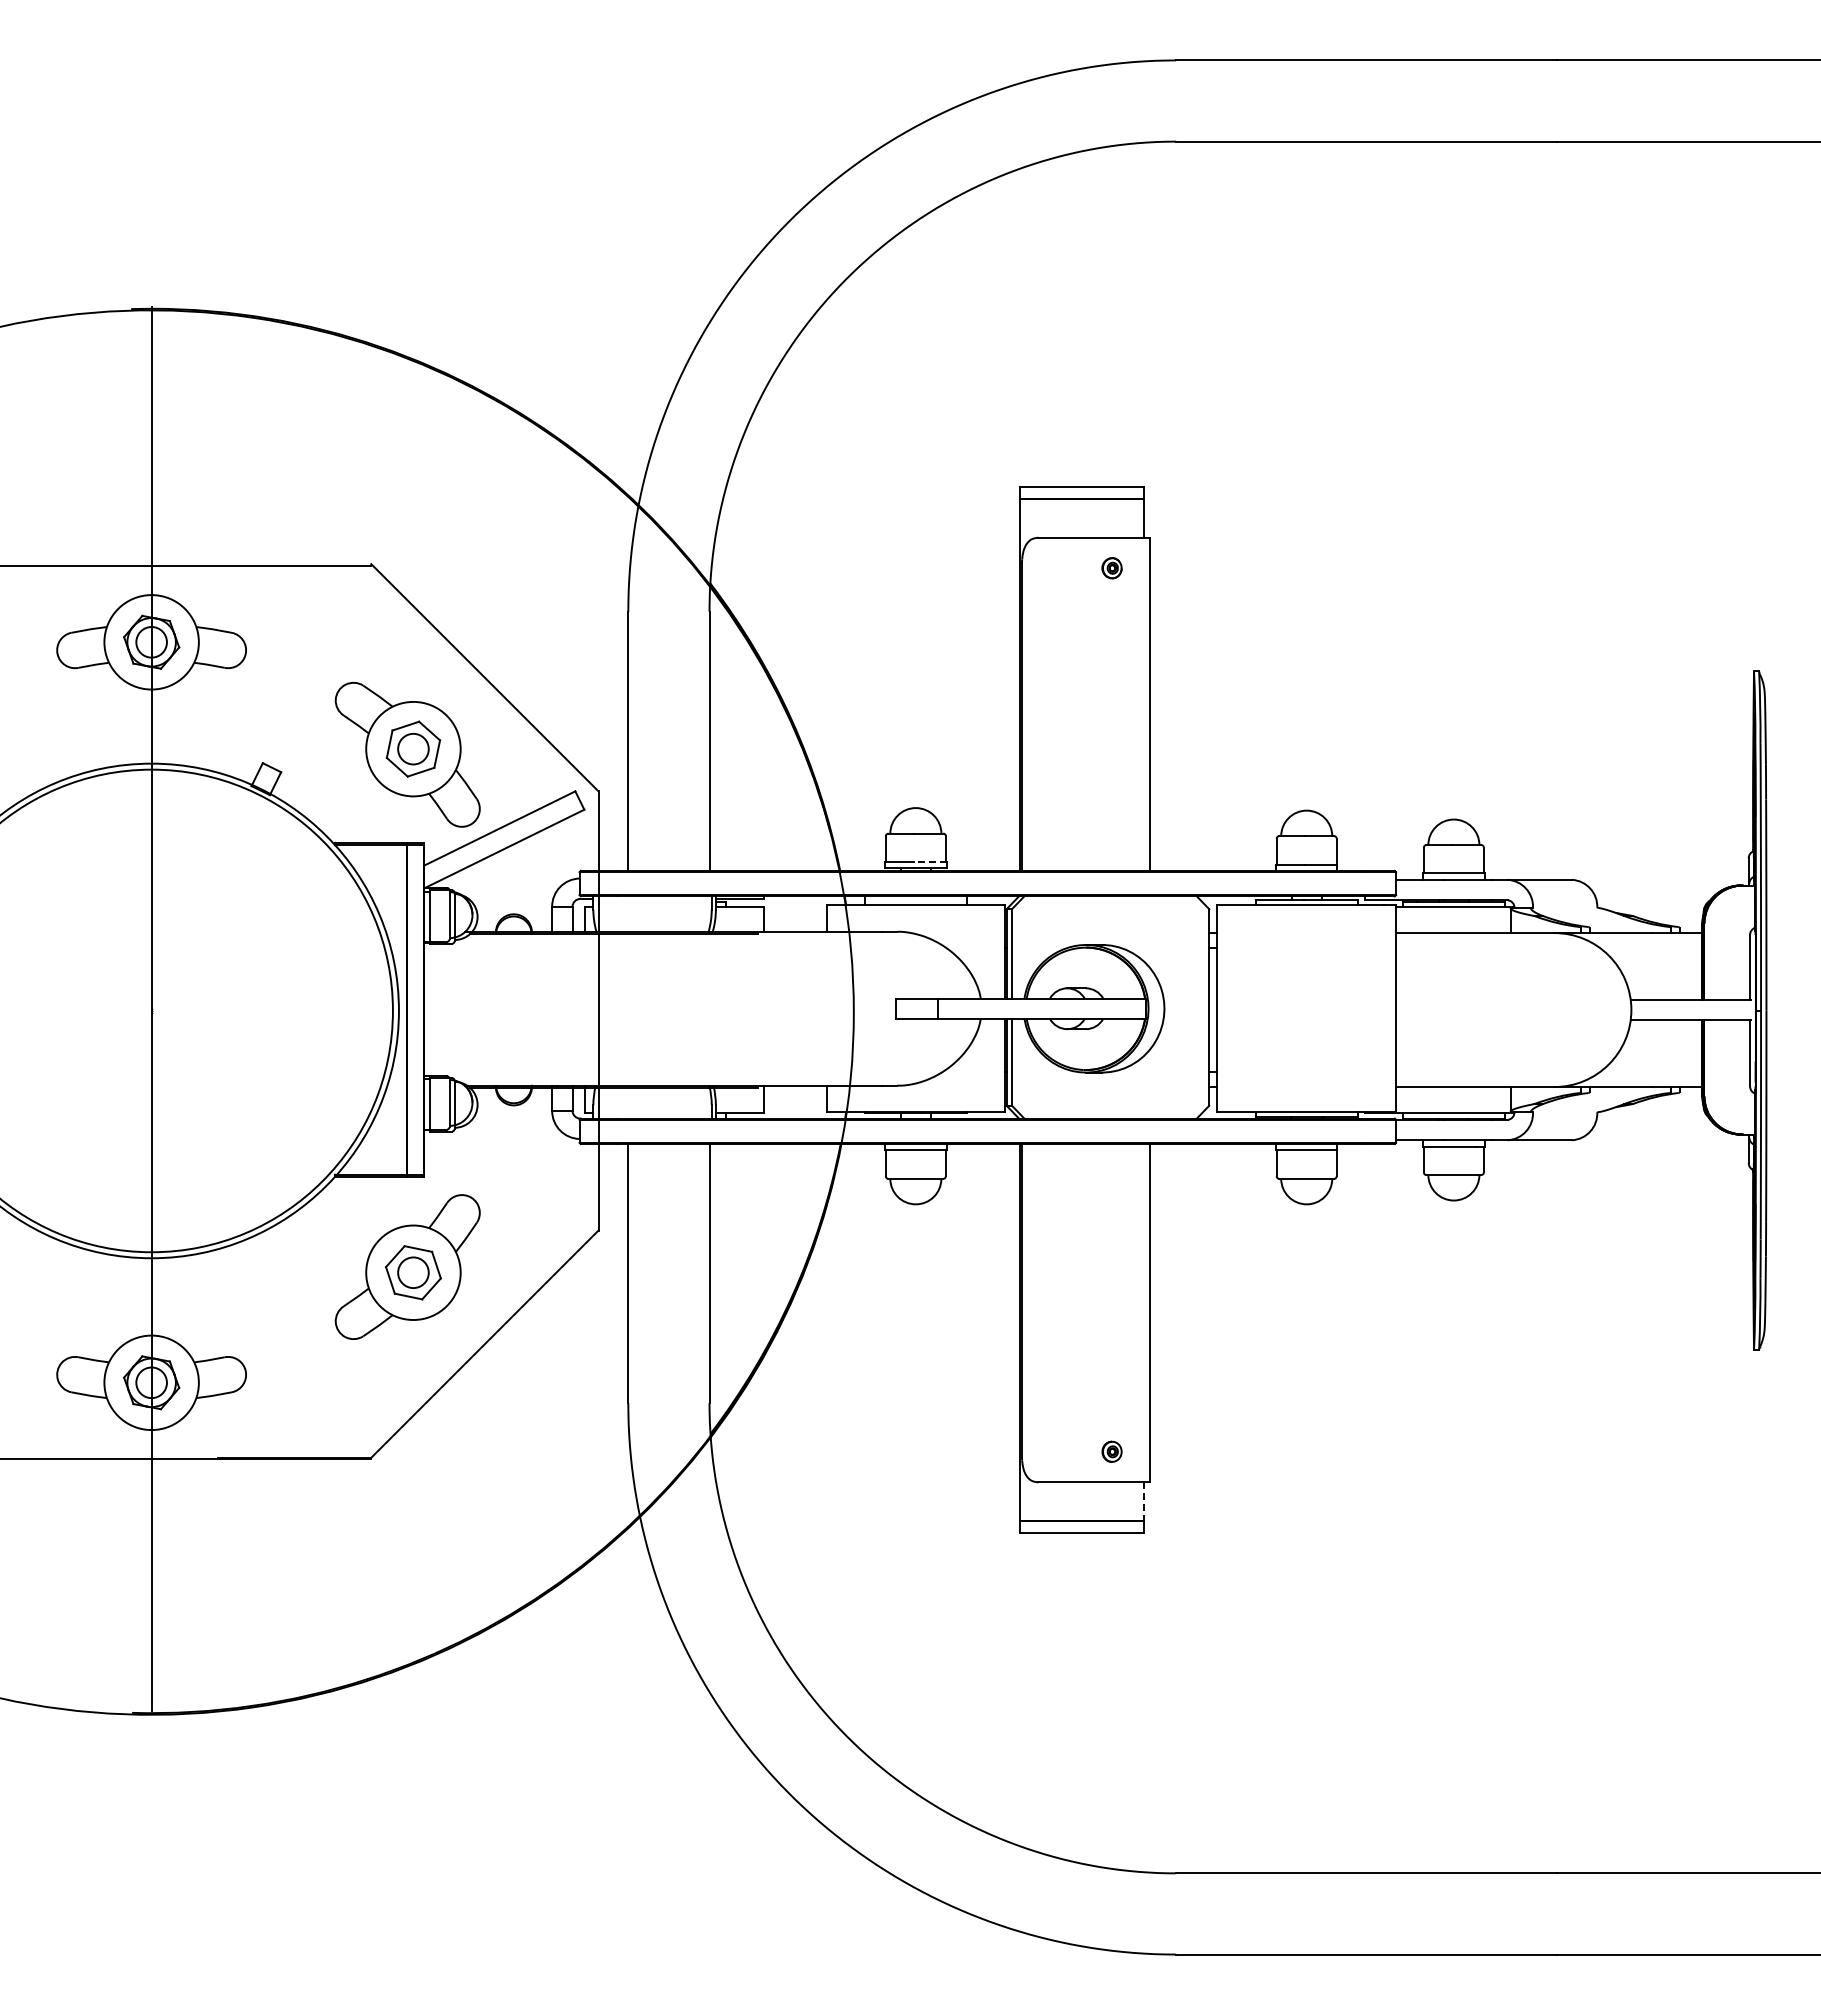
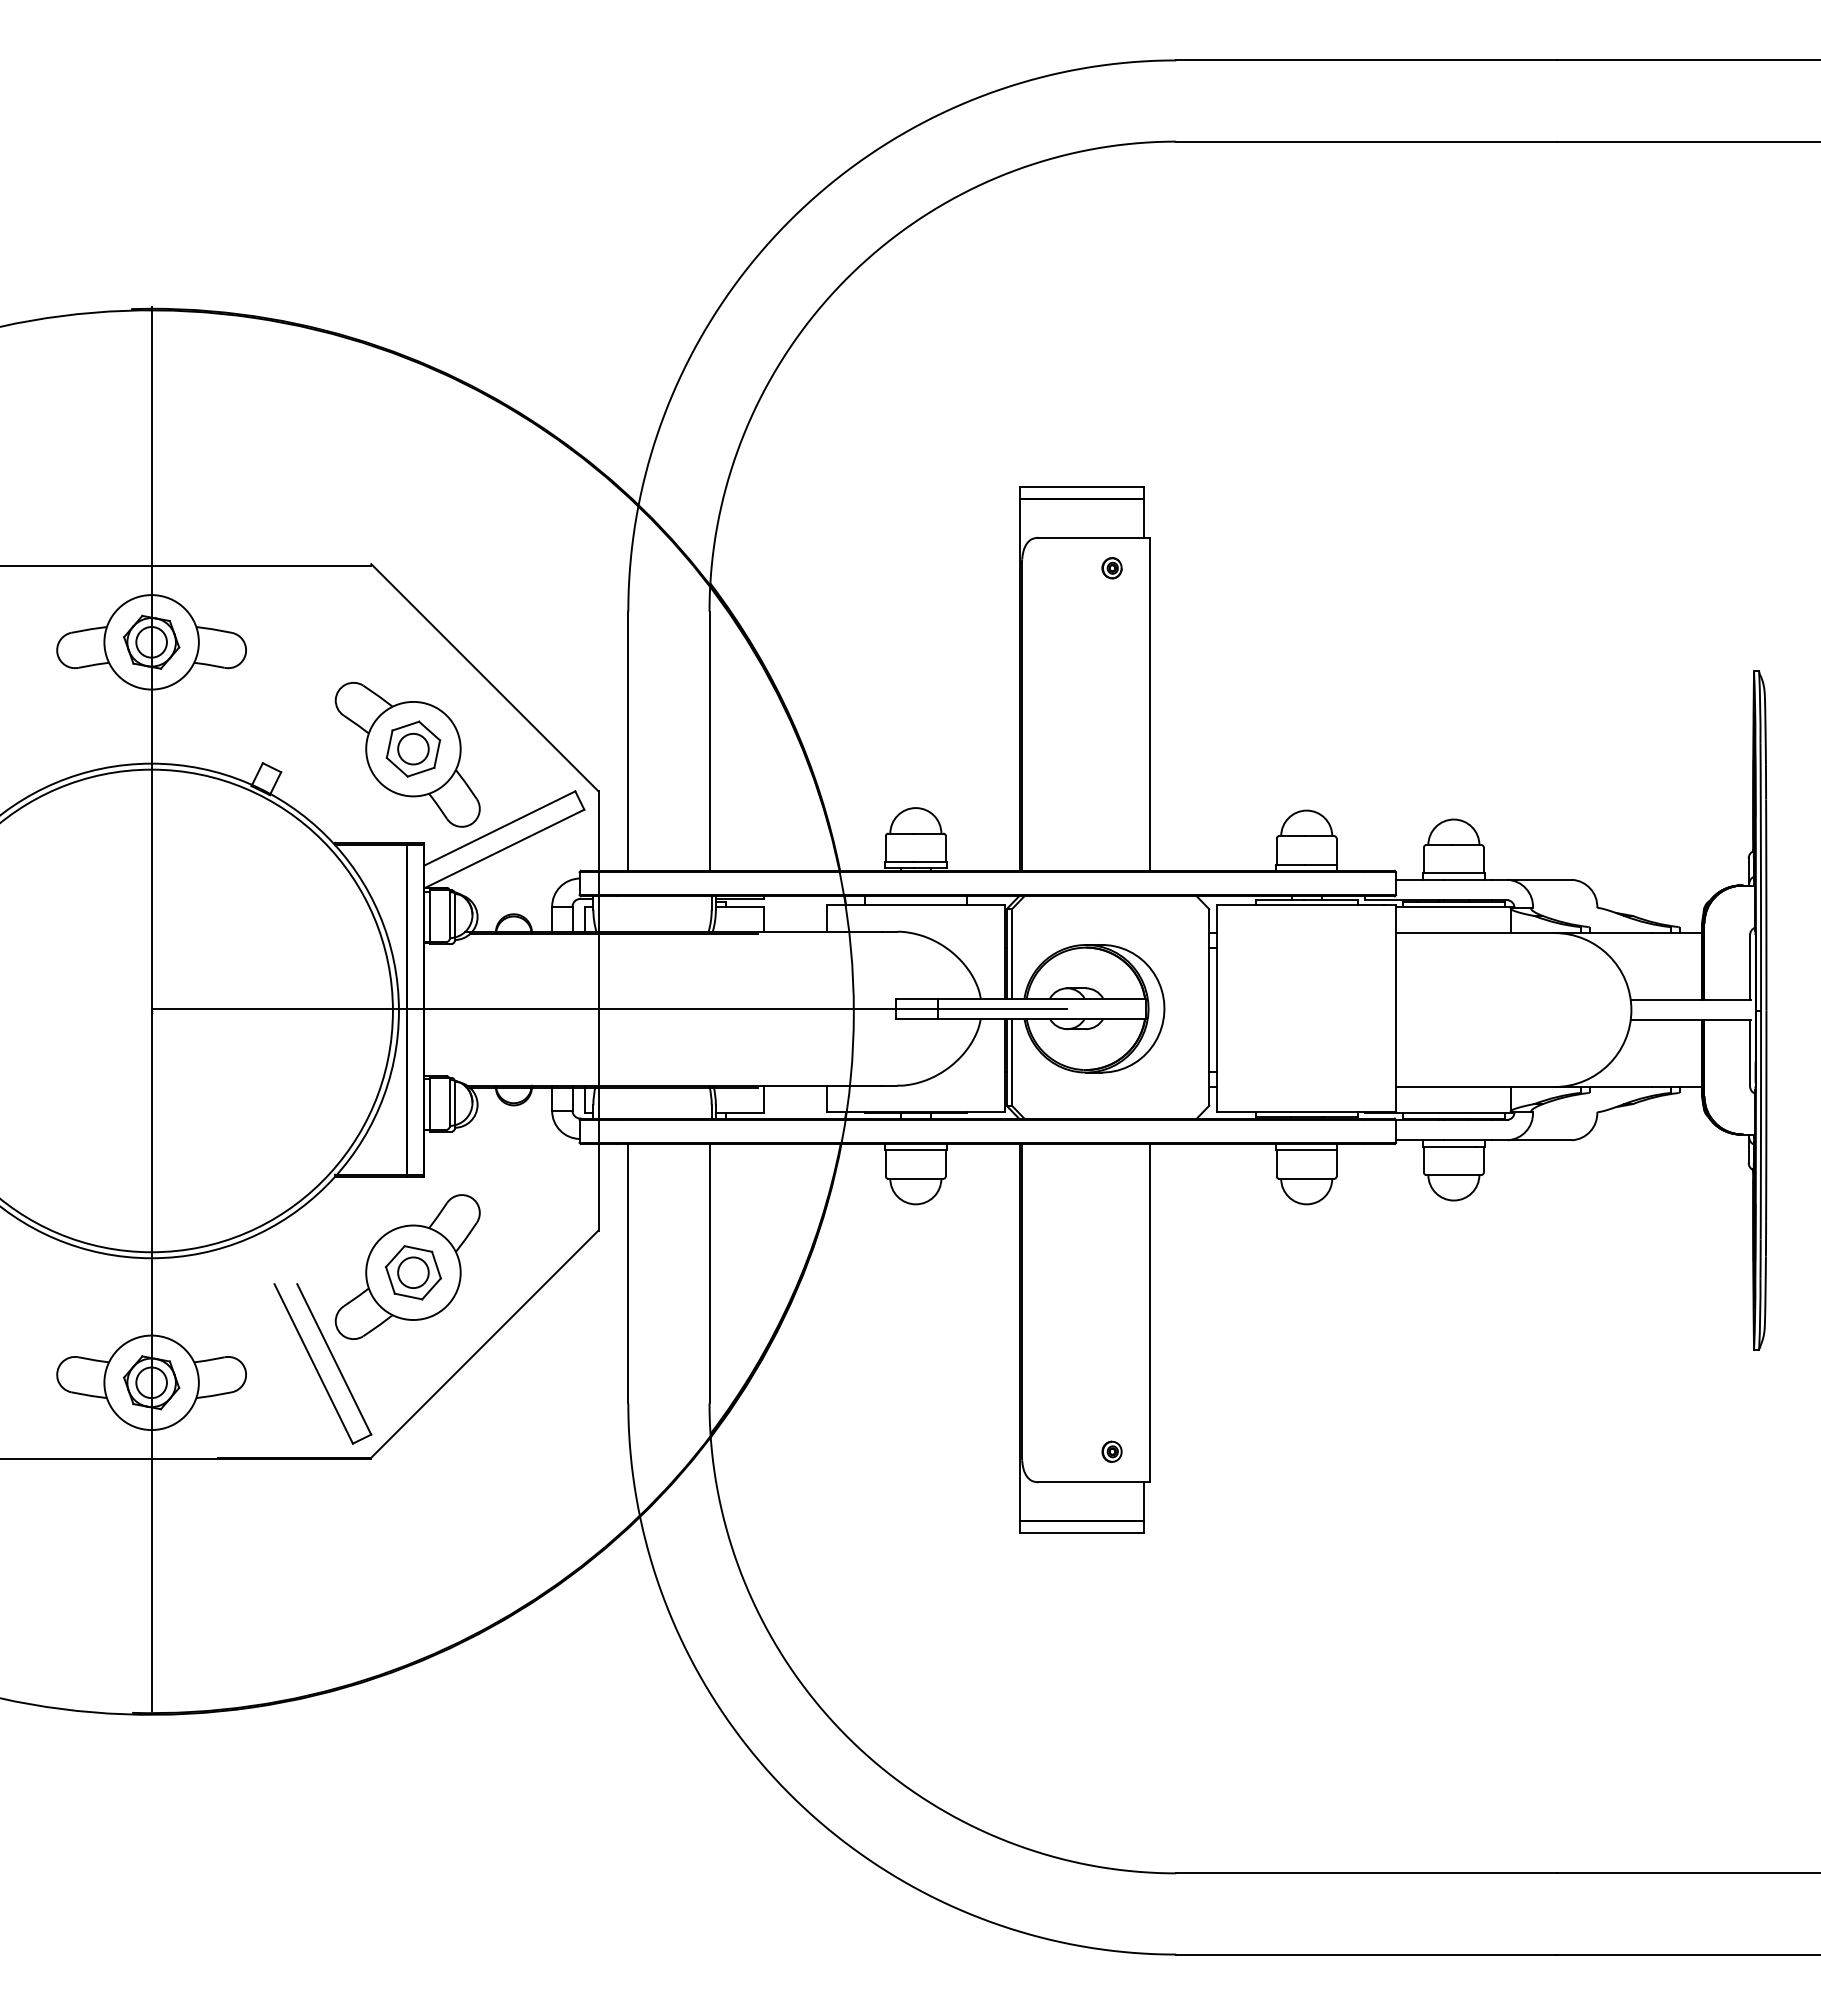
line: dashed -> solid (929, 861)
line: none -> present (609, 1009)
part: none -> present (316, 1367)
line: dashed -> solid (1143, 1502)
